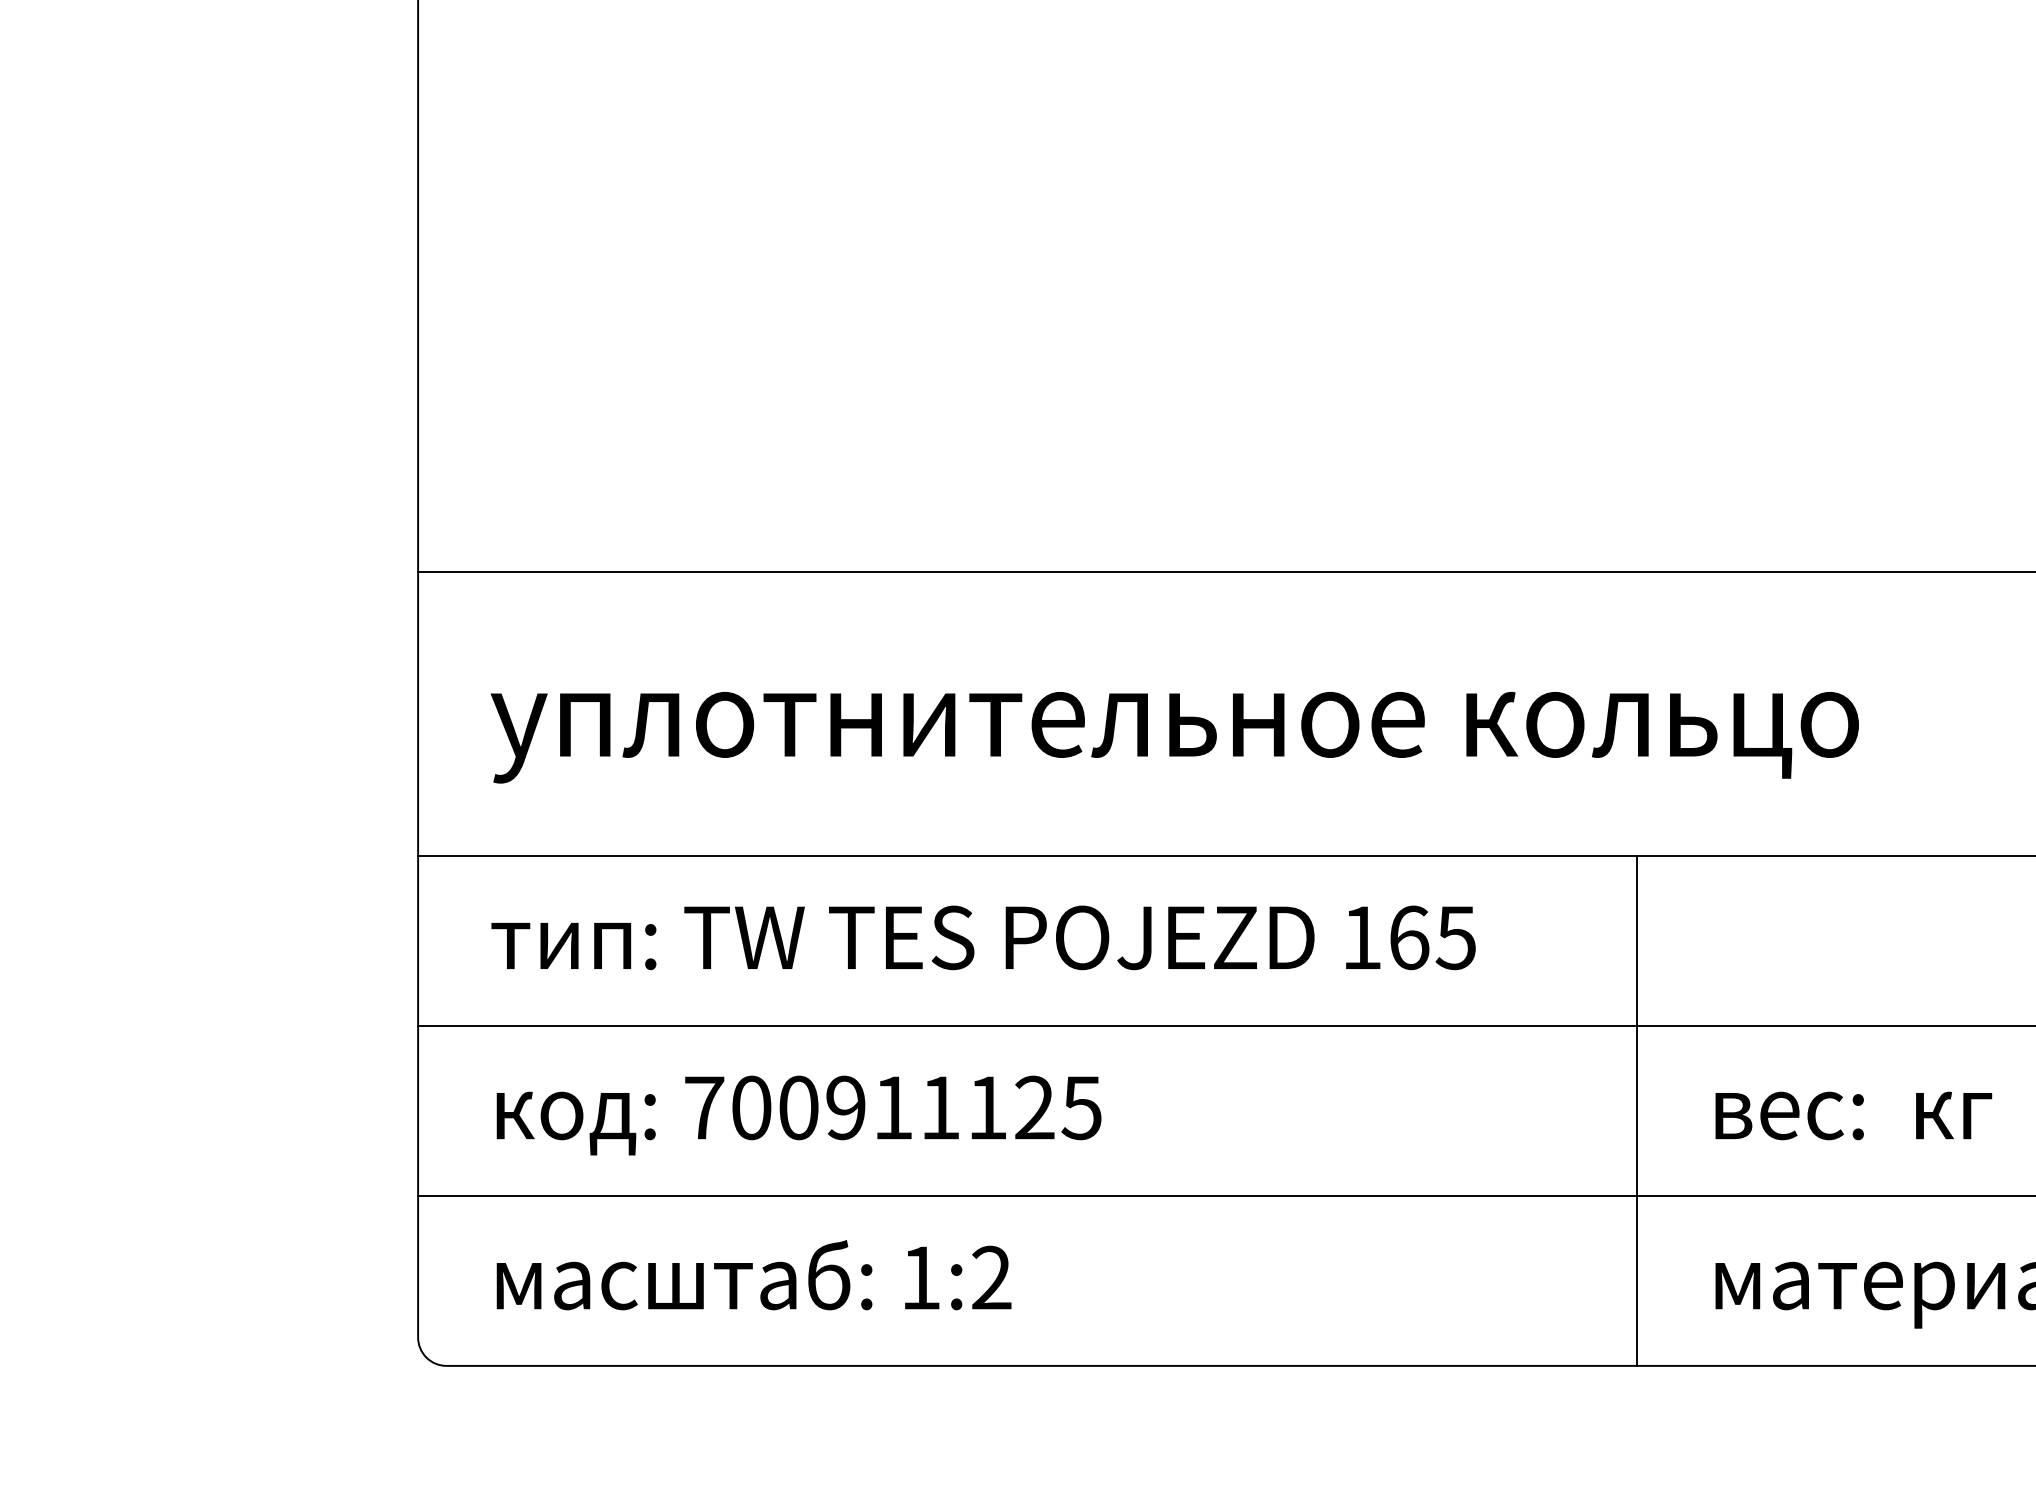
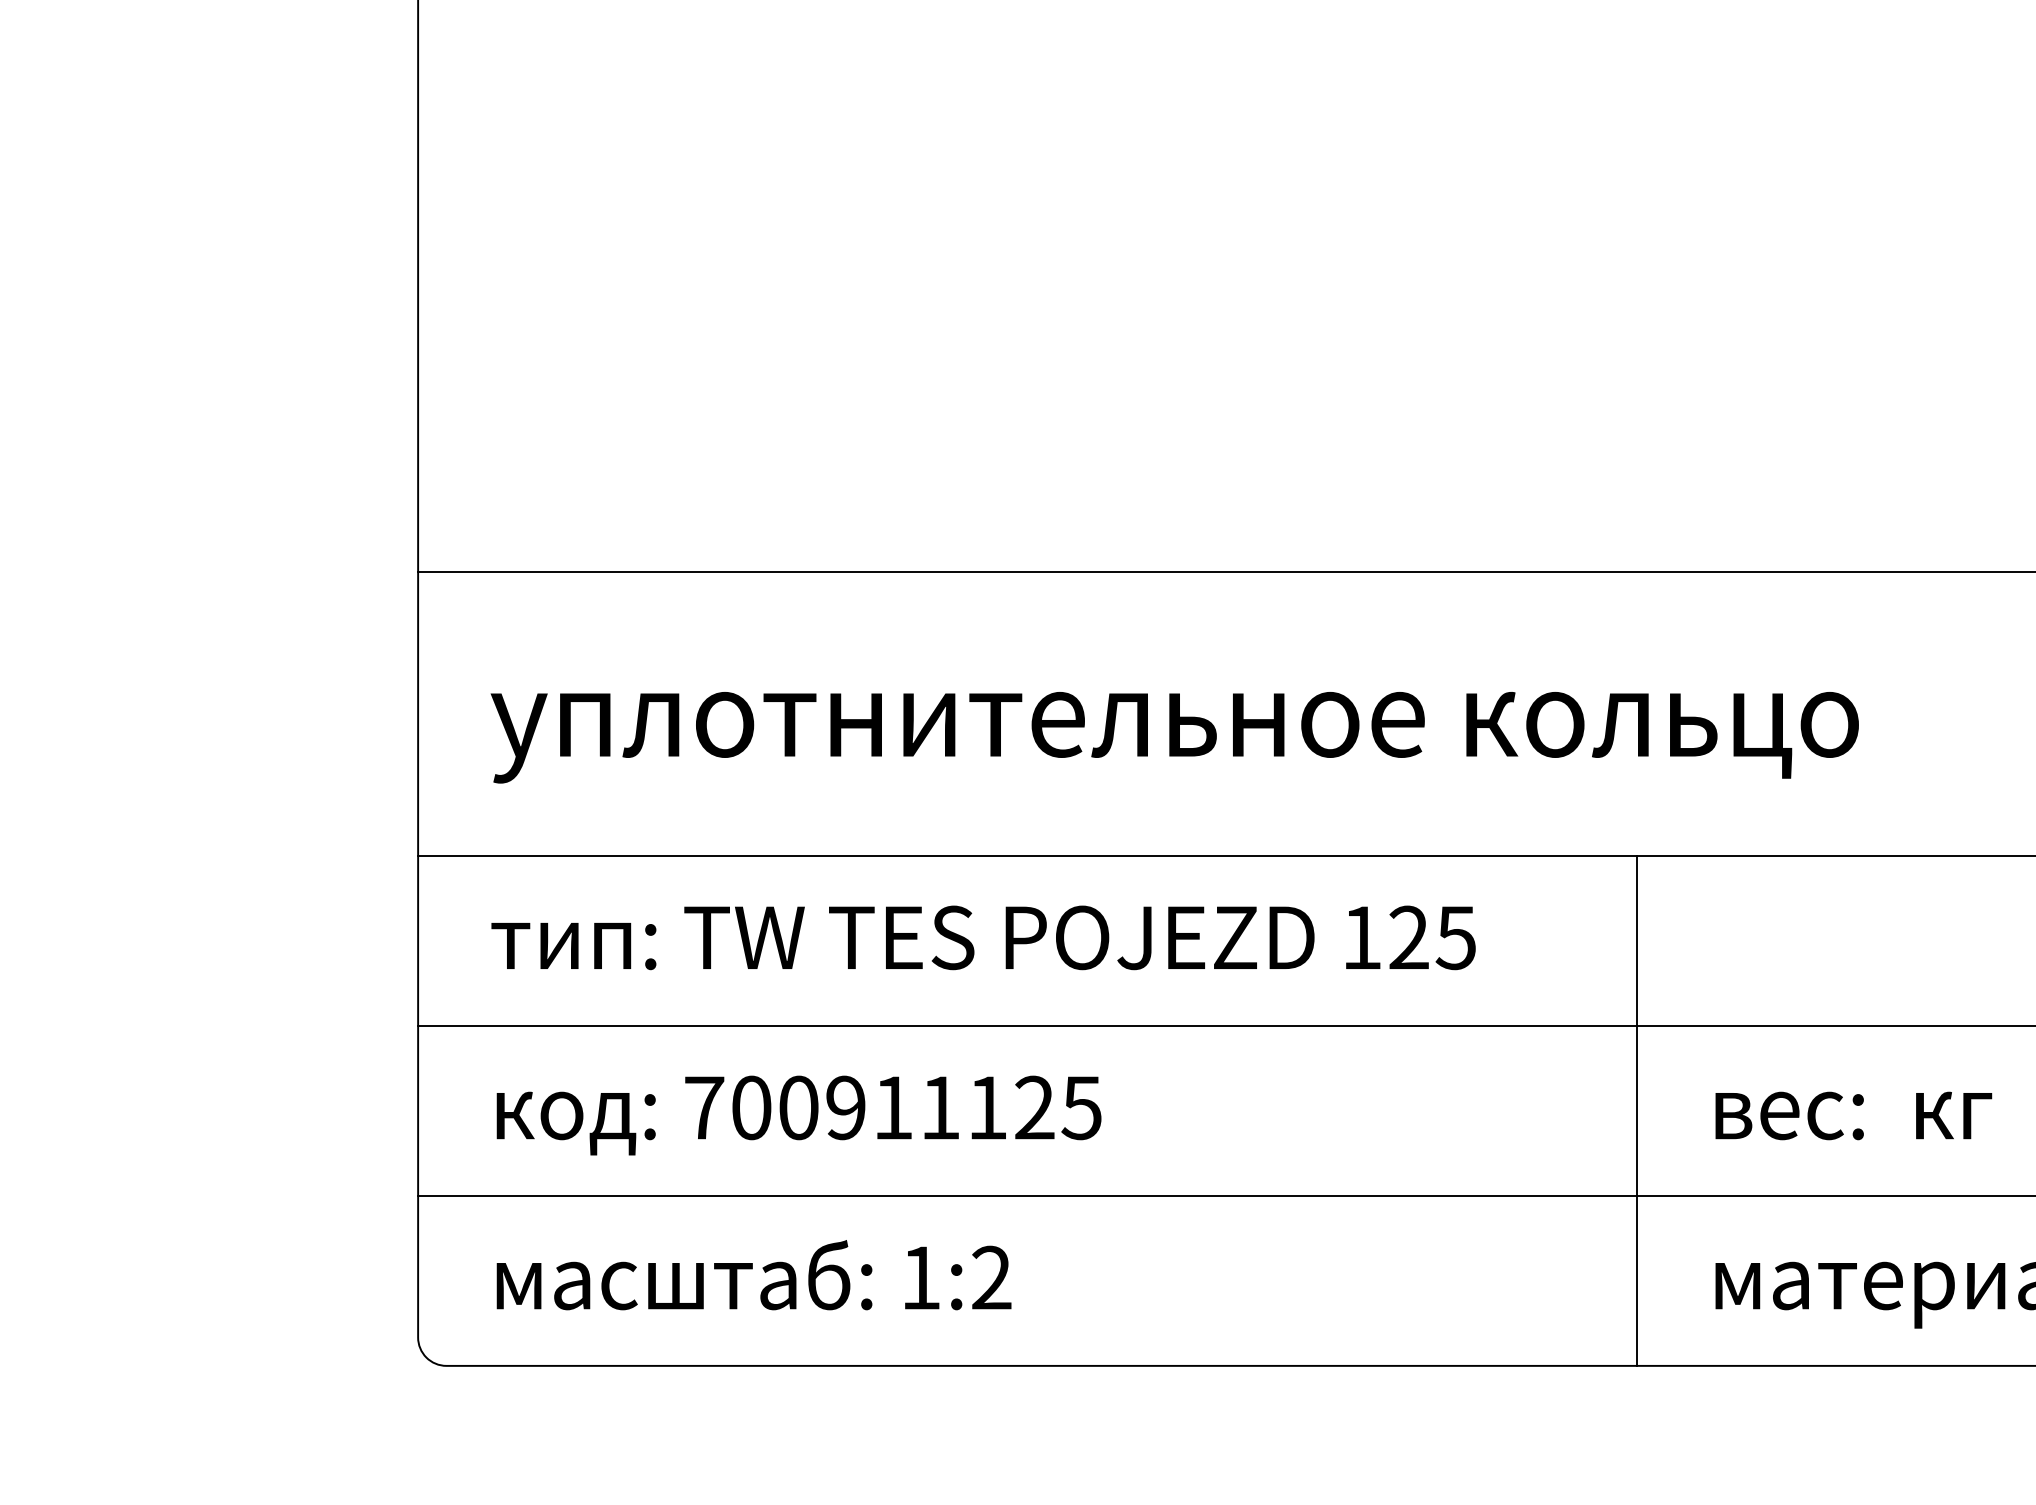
text: 165 -> 125 (1409, 937)
